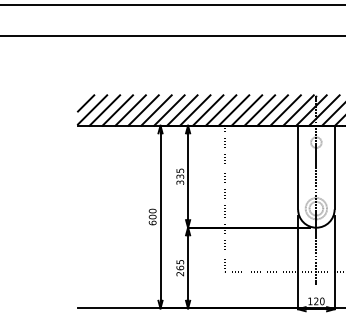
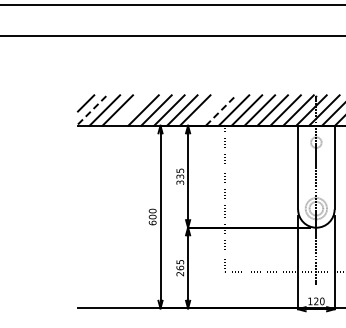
line: solid -> dashed (92, 109)
line: present -> none (130, 110)
line: present -> none (207, 110)
line: solid -> dashed (221, 110)
